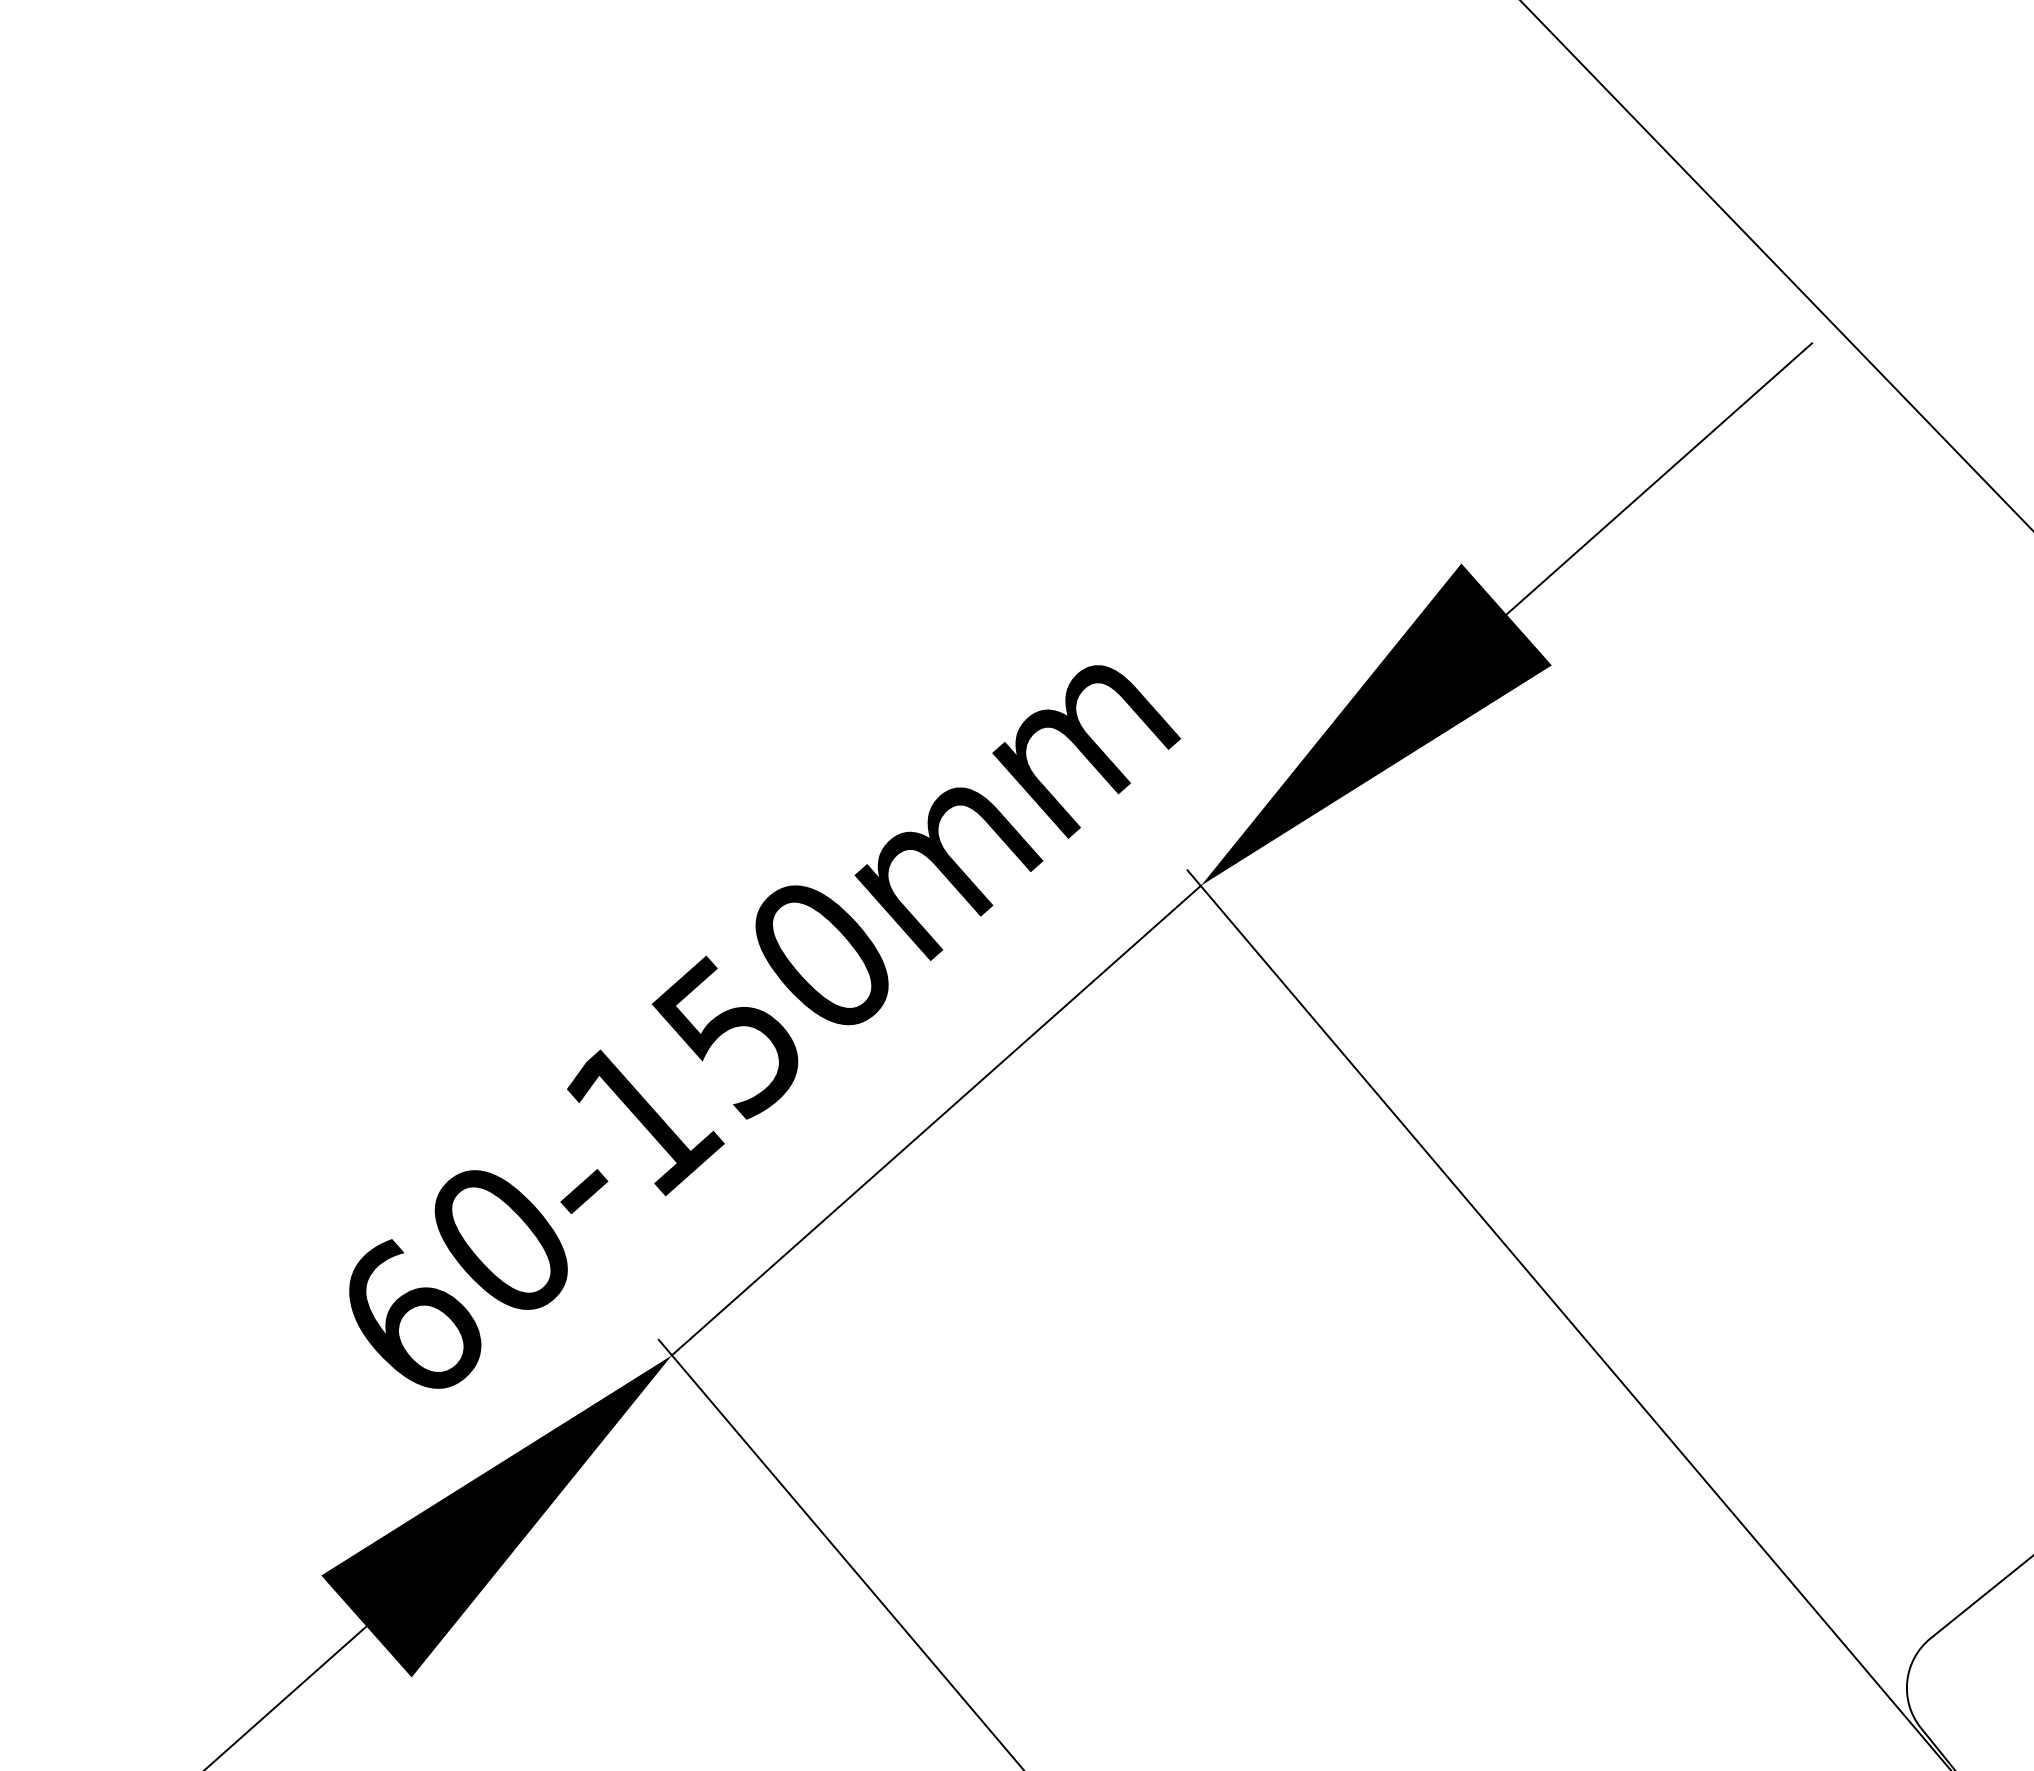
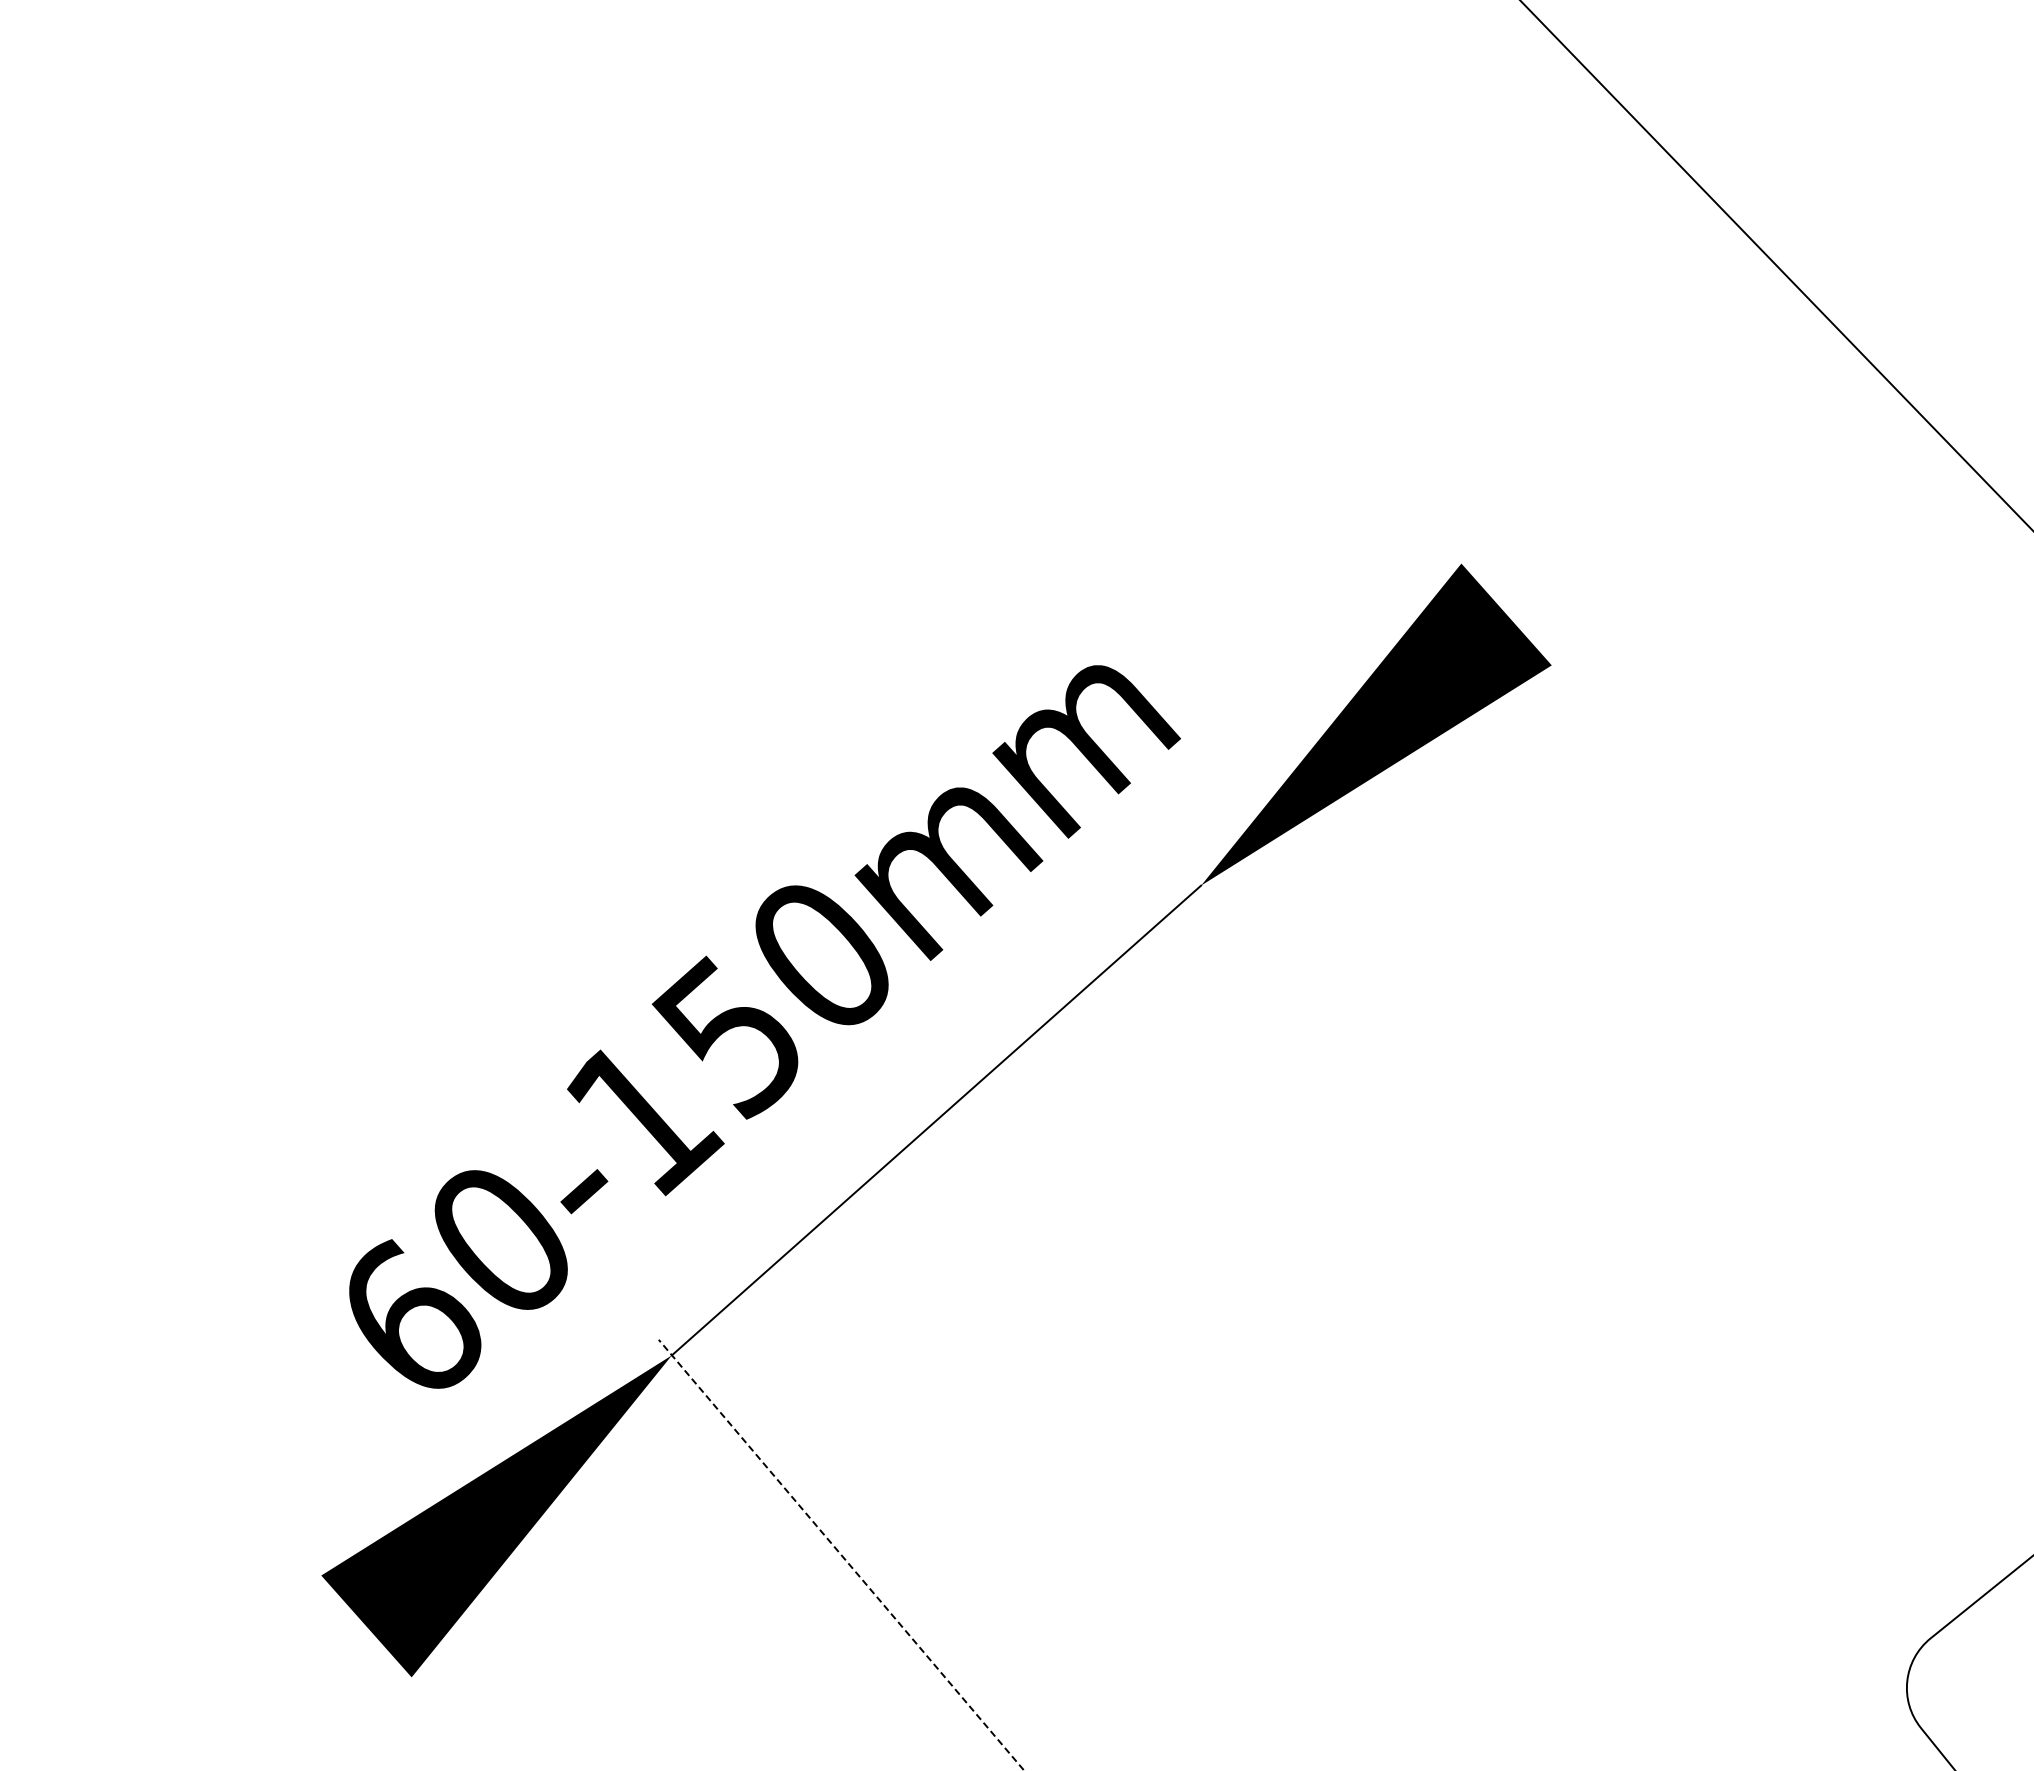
line: present -> none (1659, 478)
line: present -> none (1567, 1318)
line: solid -> dashed (841, 1554)
line: present -> none (286, 1696)
